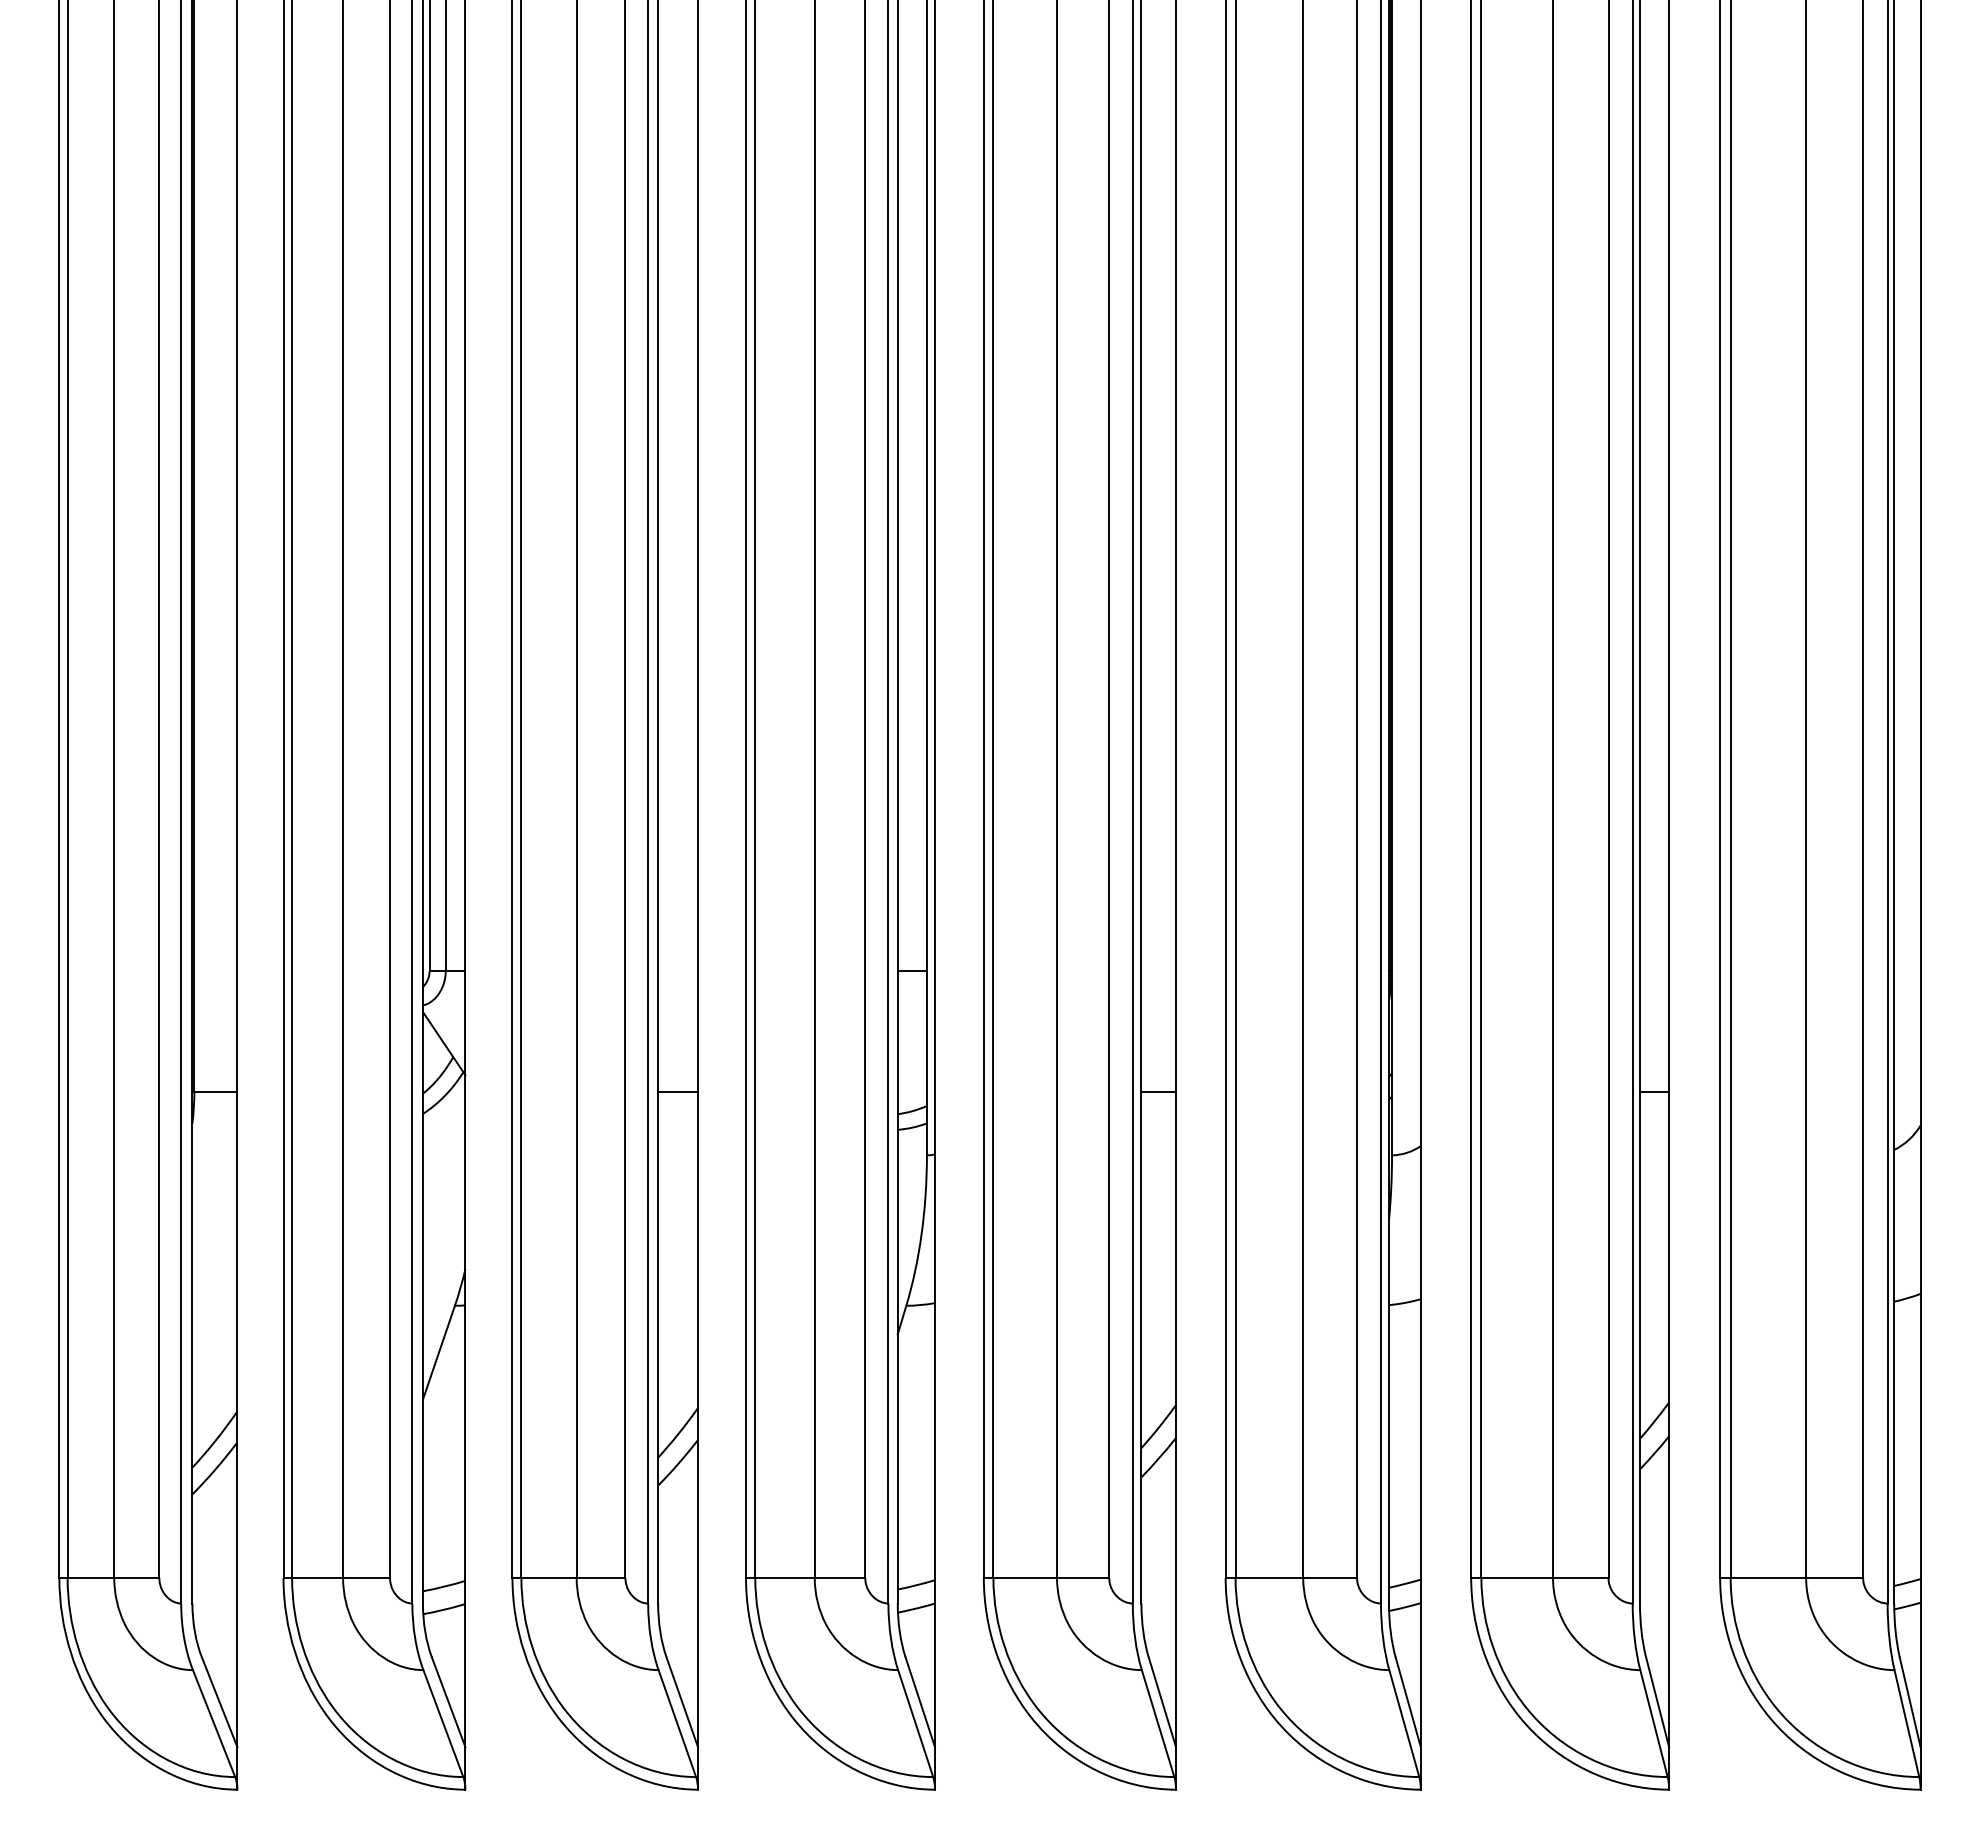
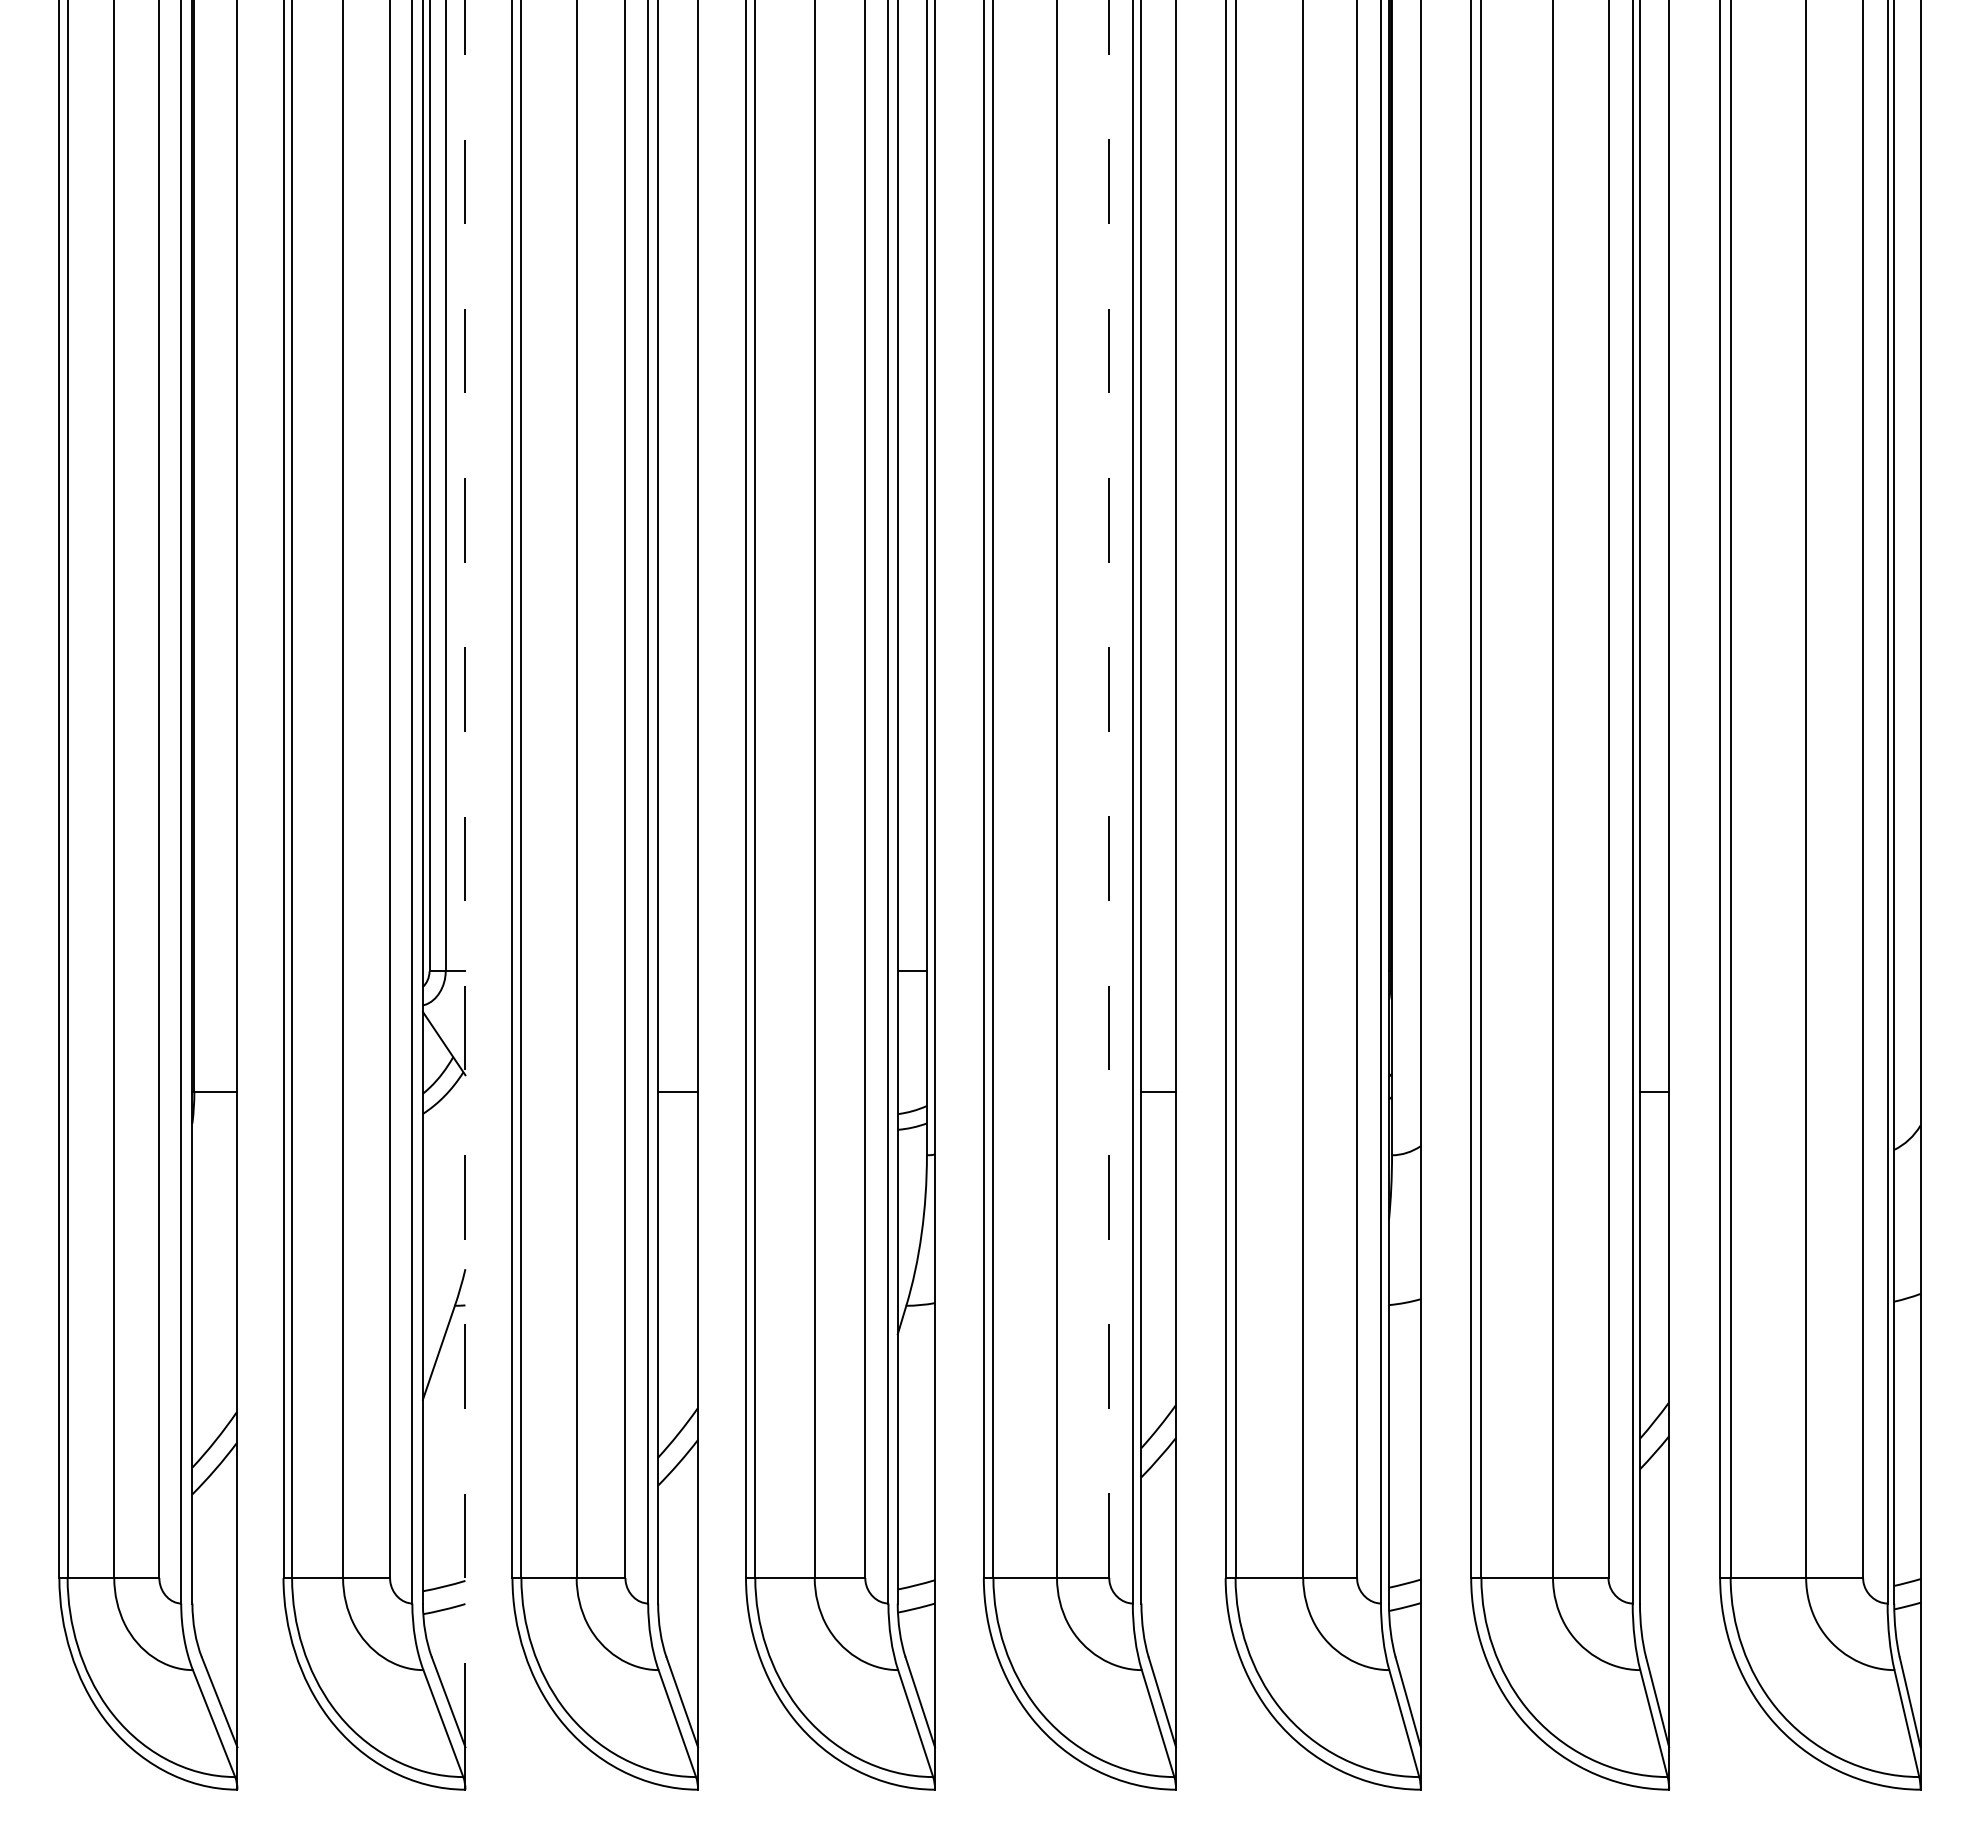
line: solid -> dashed (1109, 789)
line: solid -> dashed (465, 874)
